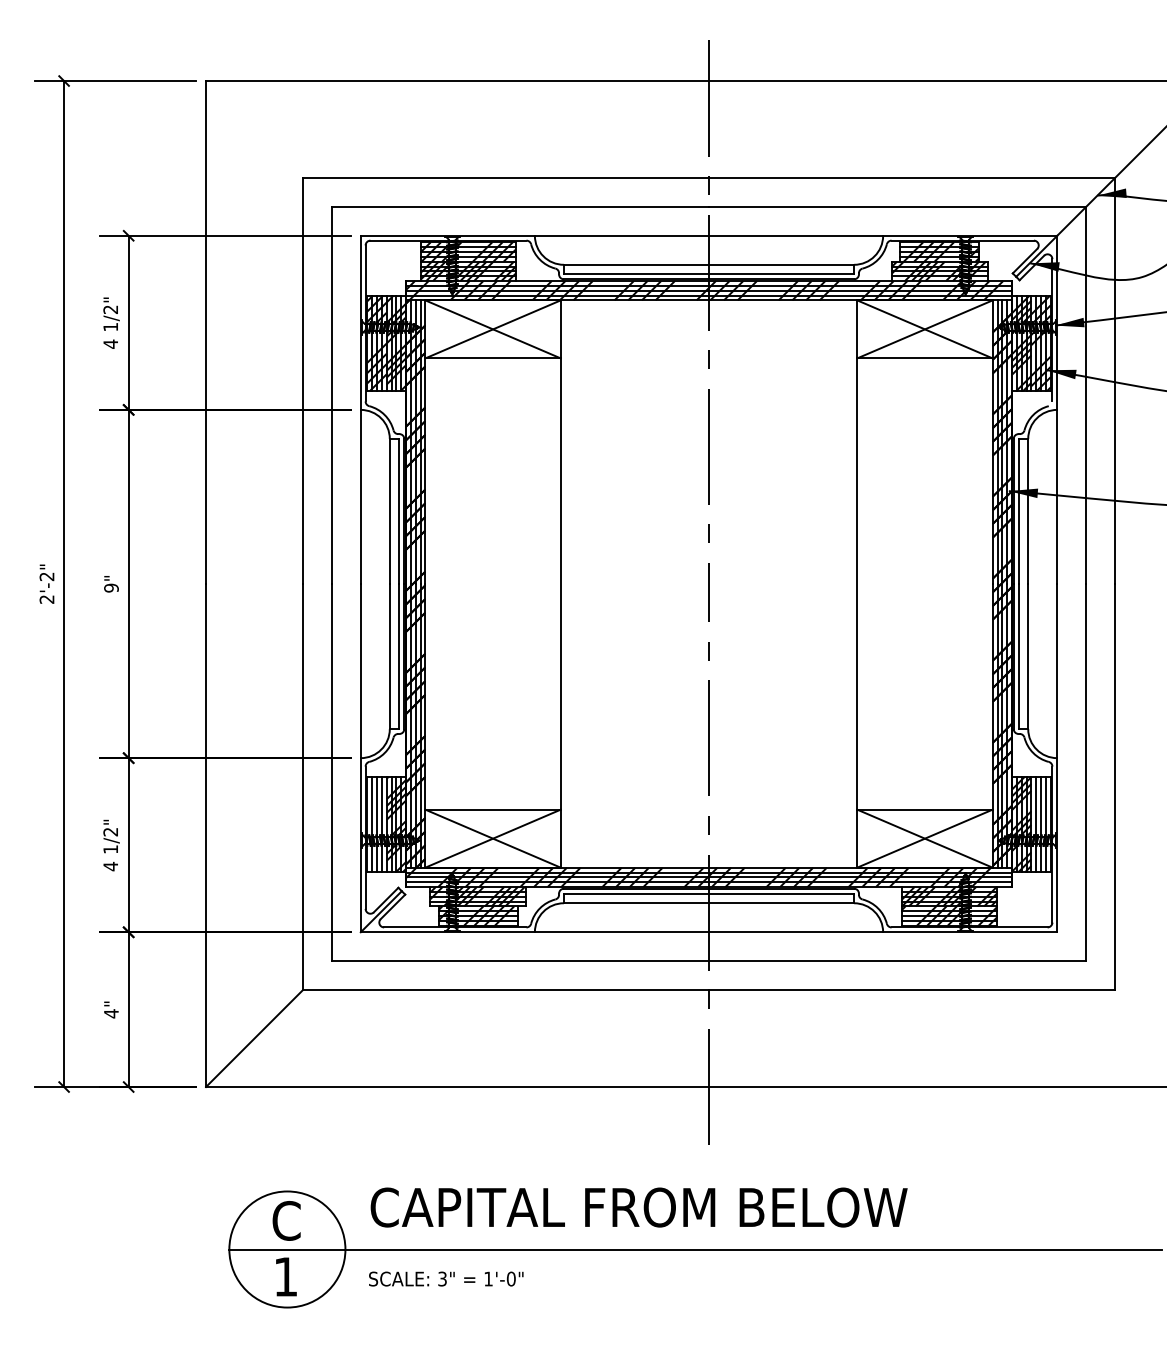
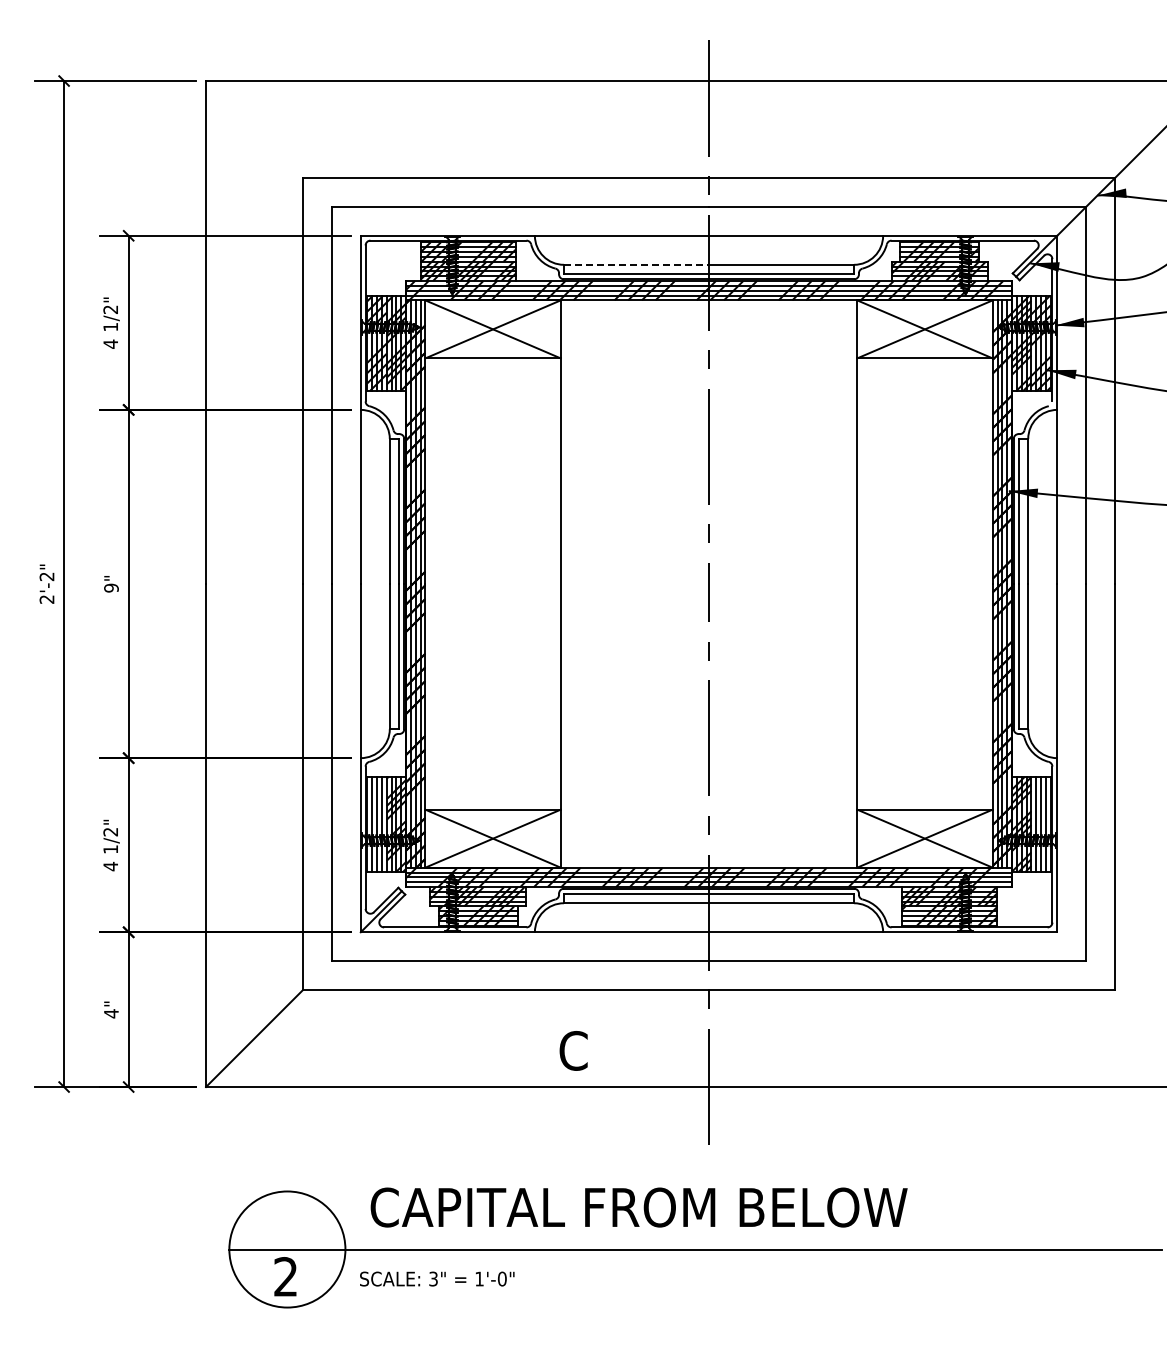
line: solid -> dashed (636, 264)
text position: (286, 1220) -> (573, 1050) (573, 1050)
text: 1 -> 2 (285, 1276)
text position: (446, 1278) -> (437, 1278) (437, 1278)
